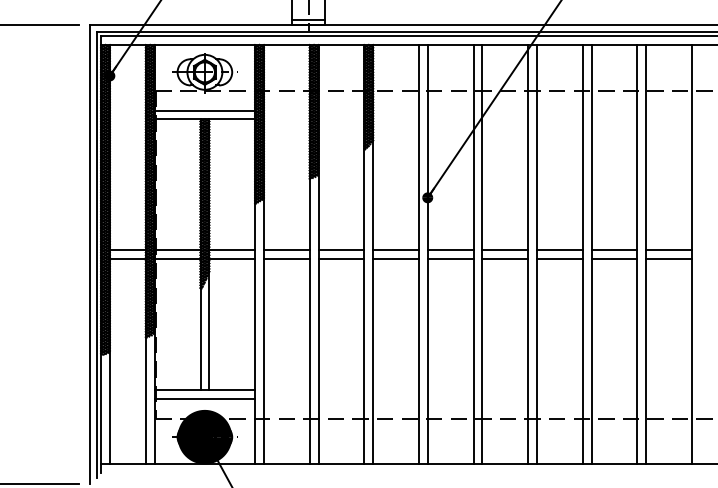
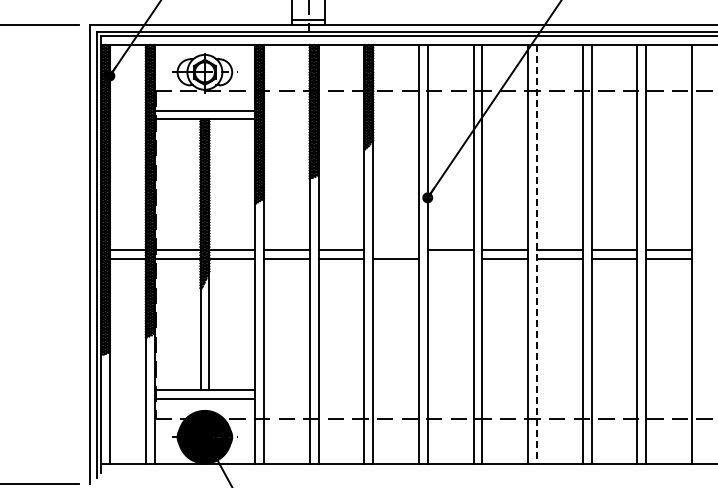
line: present -> none (396, 250)
line: solid -> dashed (536, 254)
line: present -> none (450, 259)
